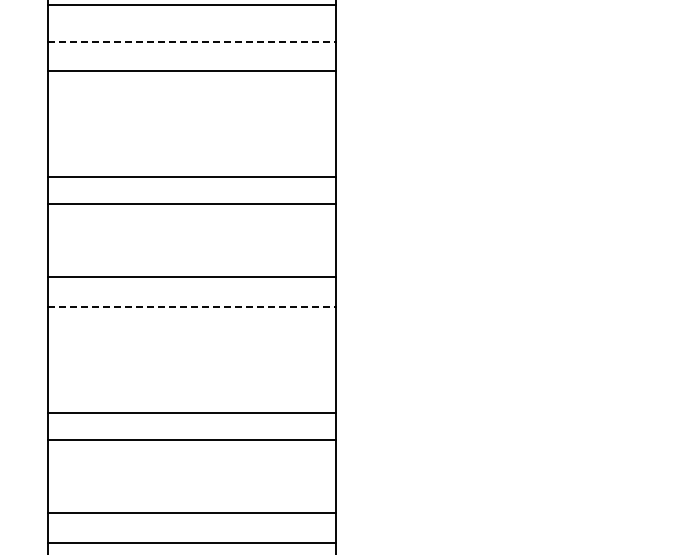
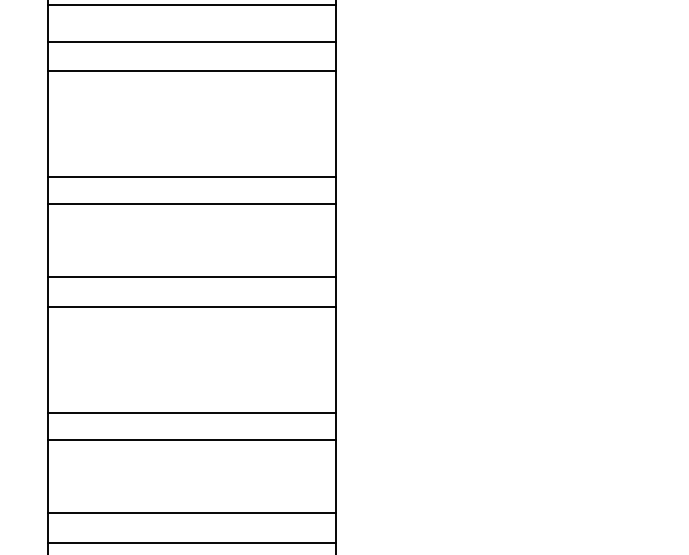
line: dashed -> solid (192, 41)
line: dashed -> solid (192, 306)
